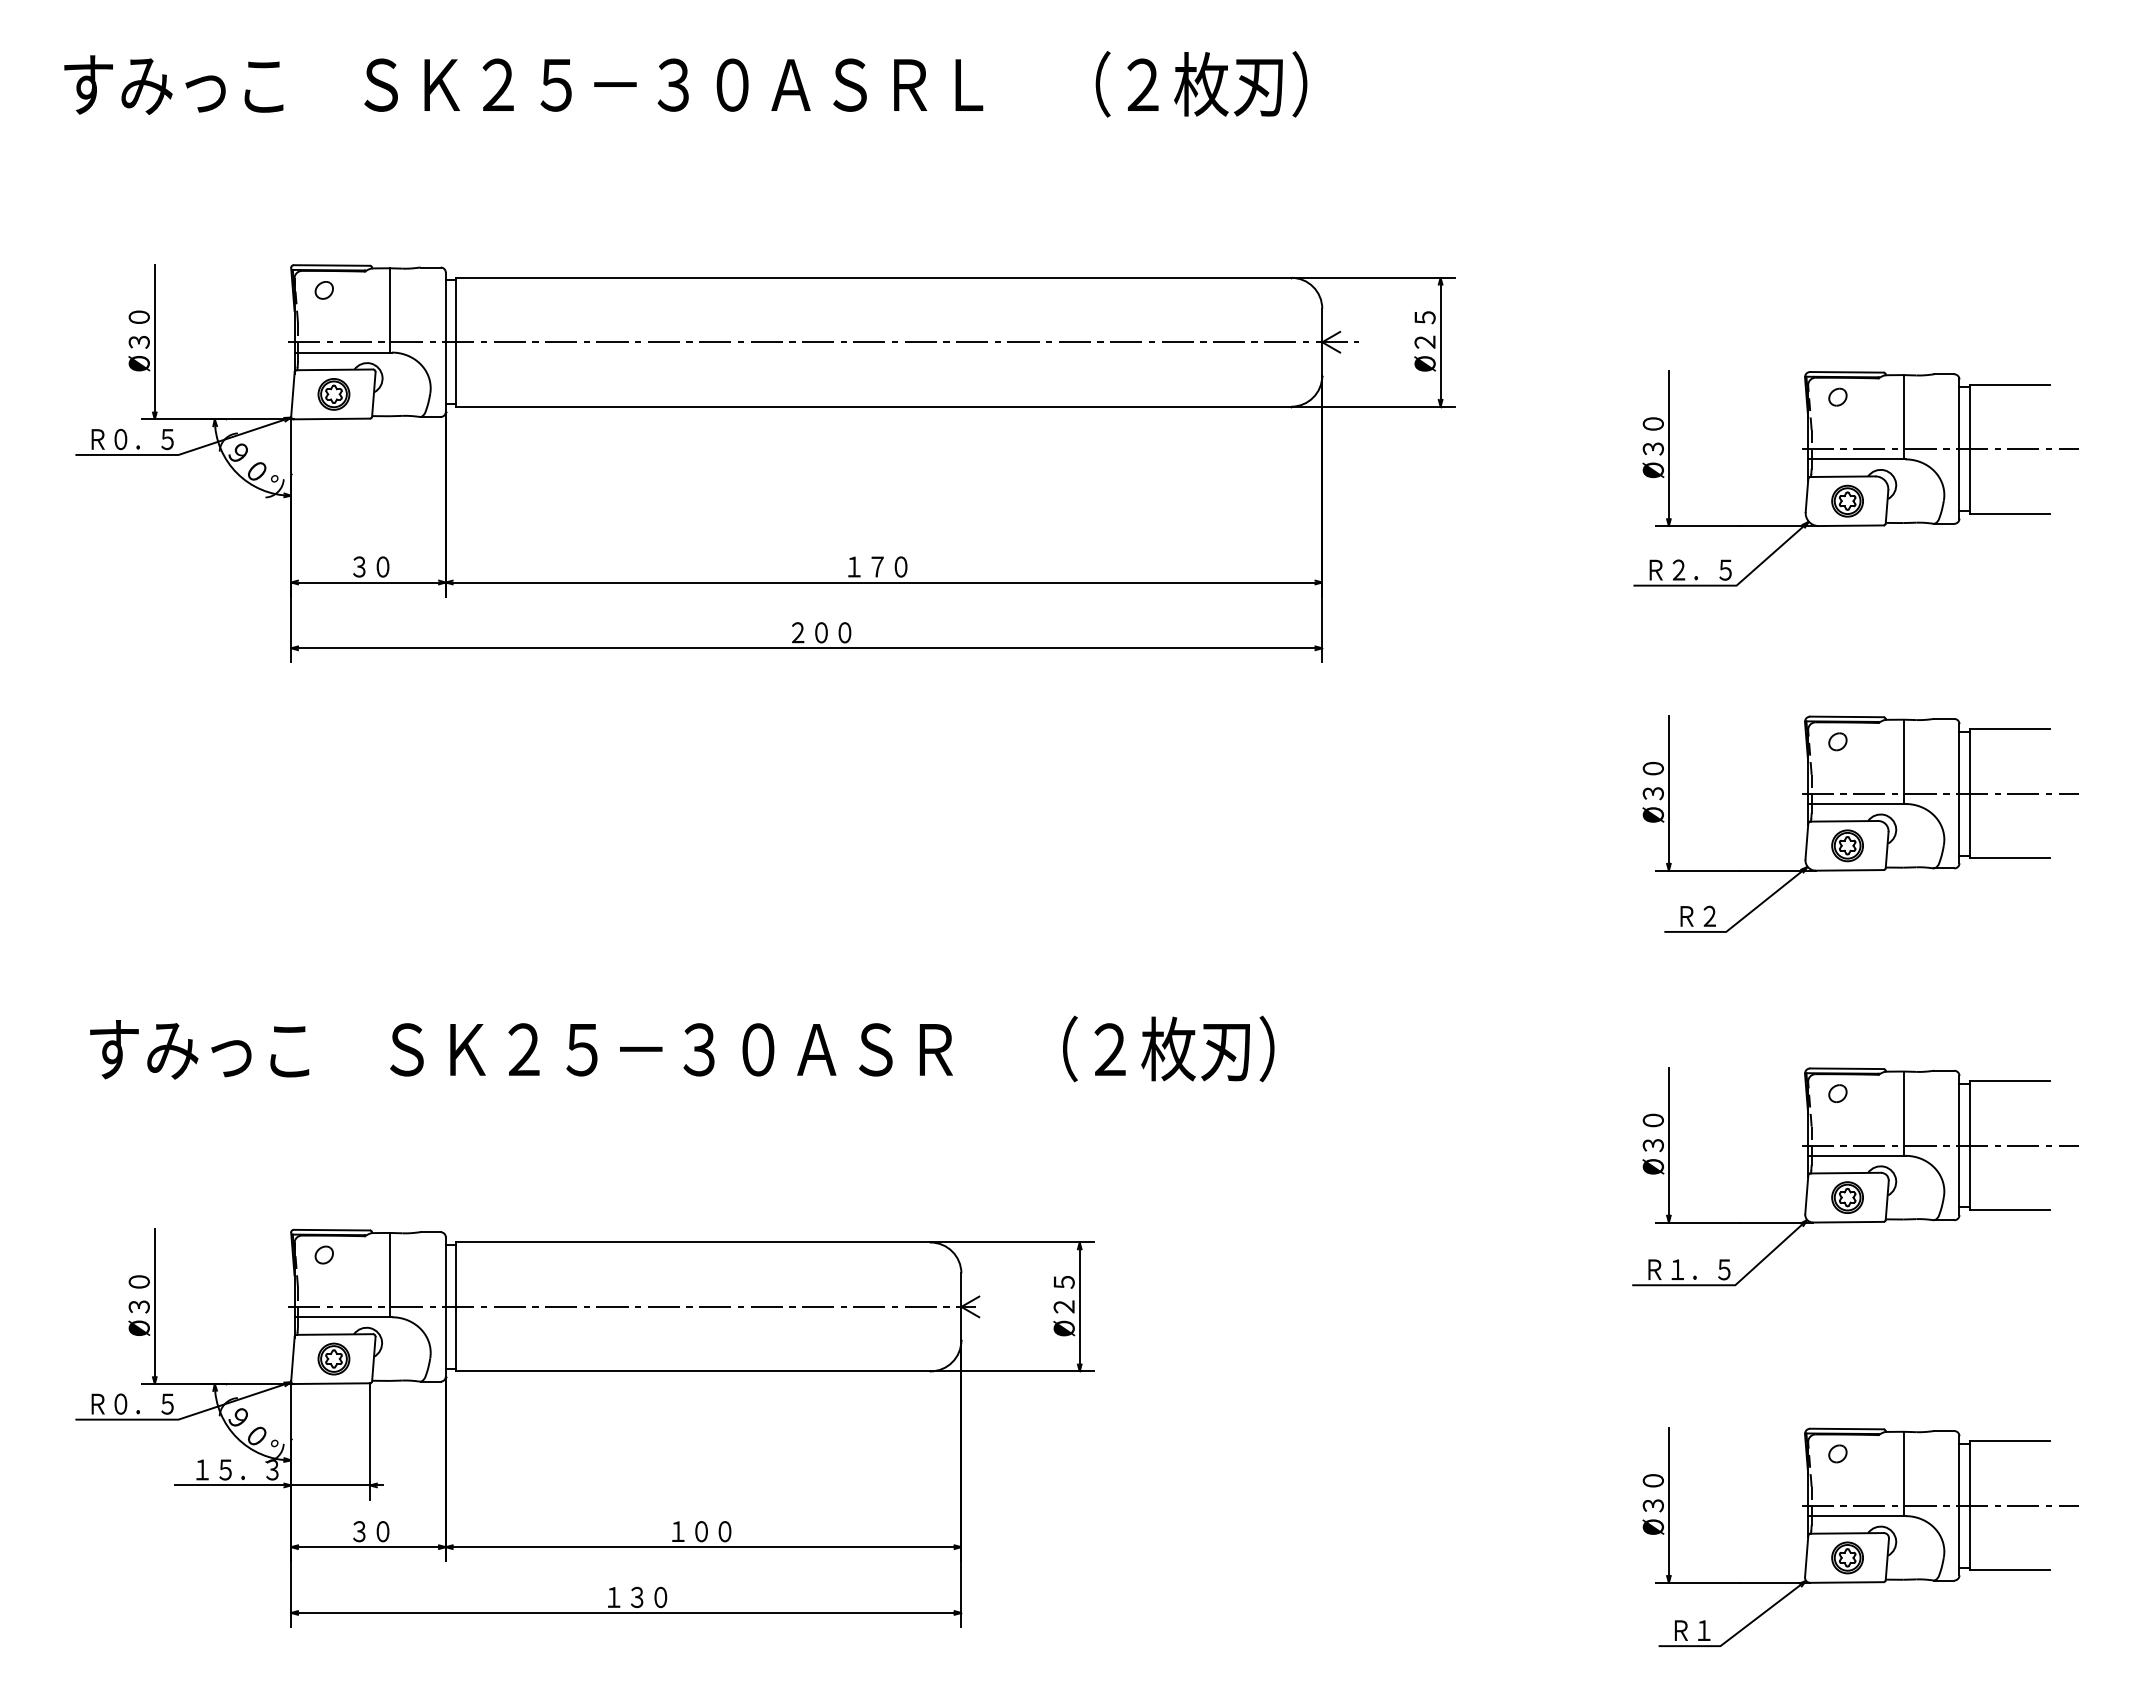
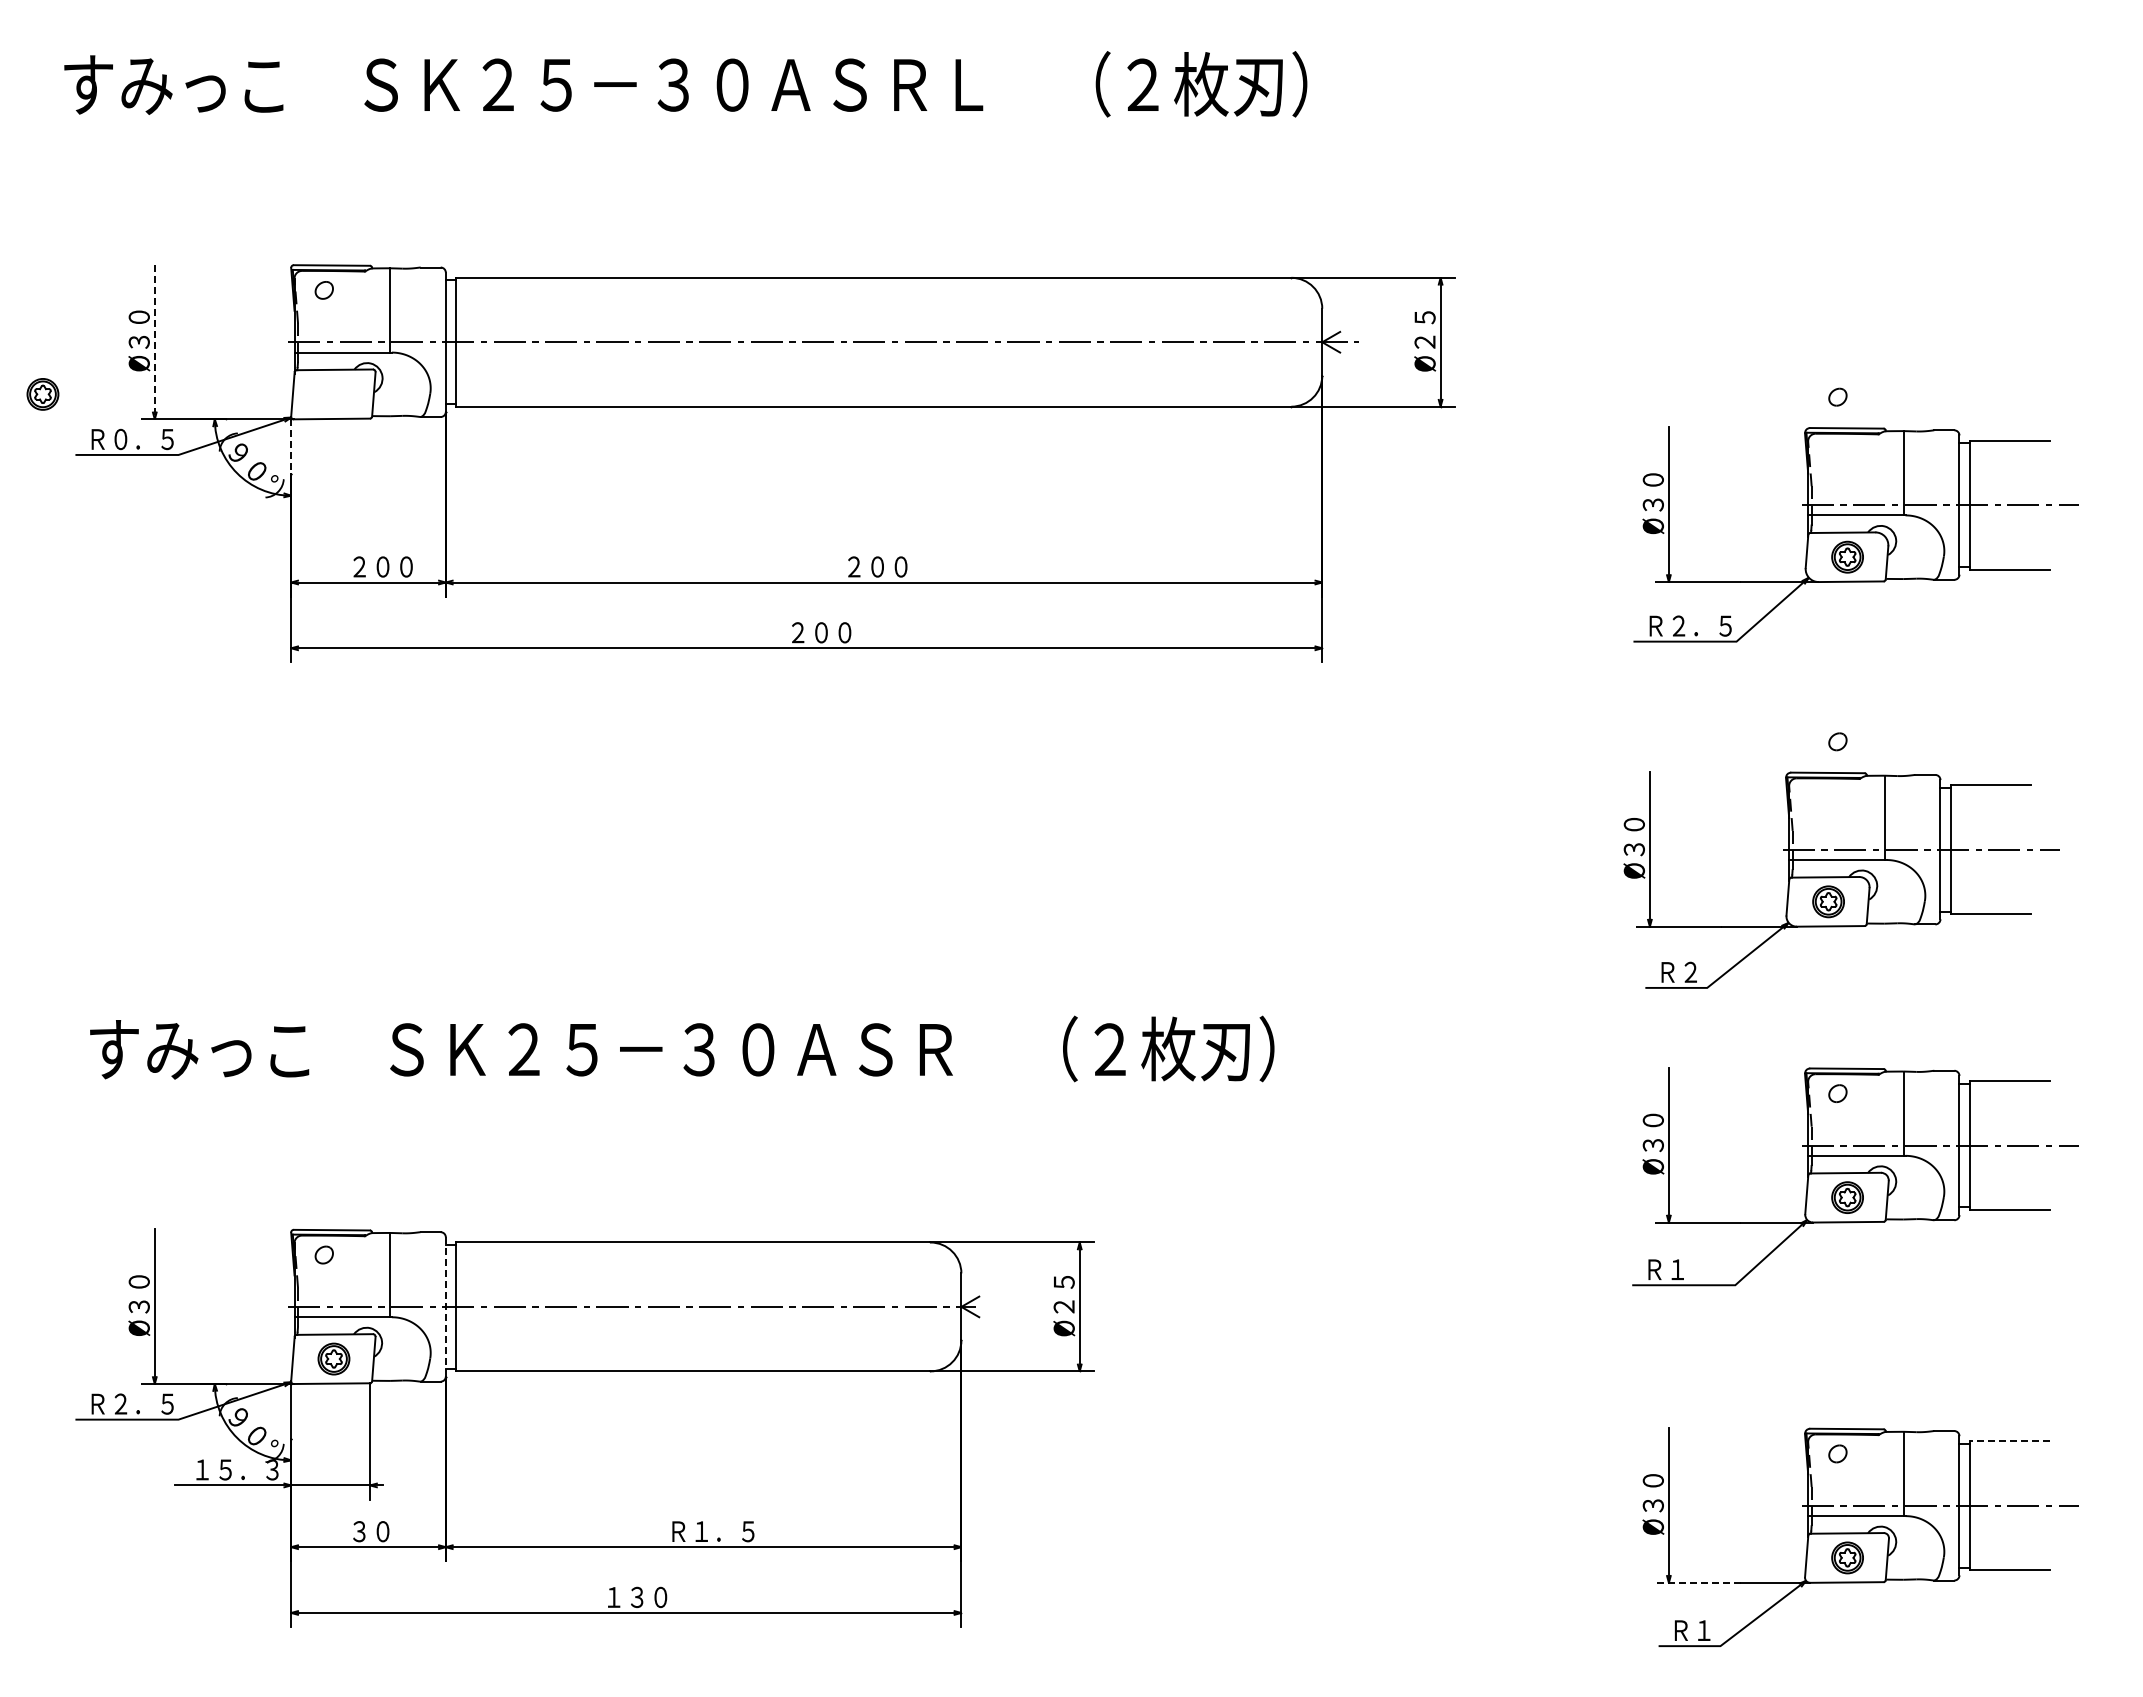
line: solid -> dashed (154, 342)
part position: (333, 394) -> (42, 394) (42, 394)
line: solid -> dashed (291, 447)
part position: (1855, 478) -> (1855, 534) (1855, 534)
text: ３０ -> ２００ (382, 566)
text: １７０ -> ２００ (865, 566)
part position: (1860, 823) -> (1841, 879) (1841, 879)
text: Ｒ１．５ -> Ｒ１ (1711, 1269)
line: solid -> dashed (445, 1306)
text: Ｒ０．５ -> Ｒ２．５ (120, 1404)
line: solid -> dashed (2009, 1441)
text: １００ -> Ｒ１．５ (713, 1531)
line: solid -> dashed (1696, 1582)
